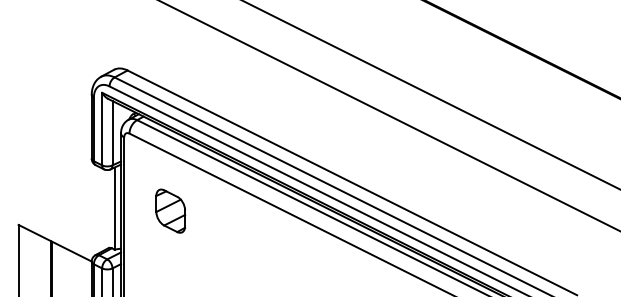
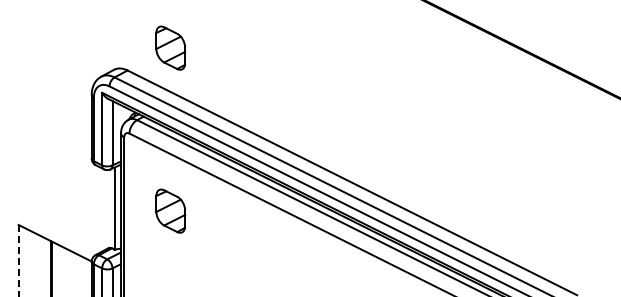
part: none -> present (170, 47)
line: present -> none (431, 95)
line: present -> none (389, 115)
line: solid -> dashed (18, 260)
